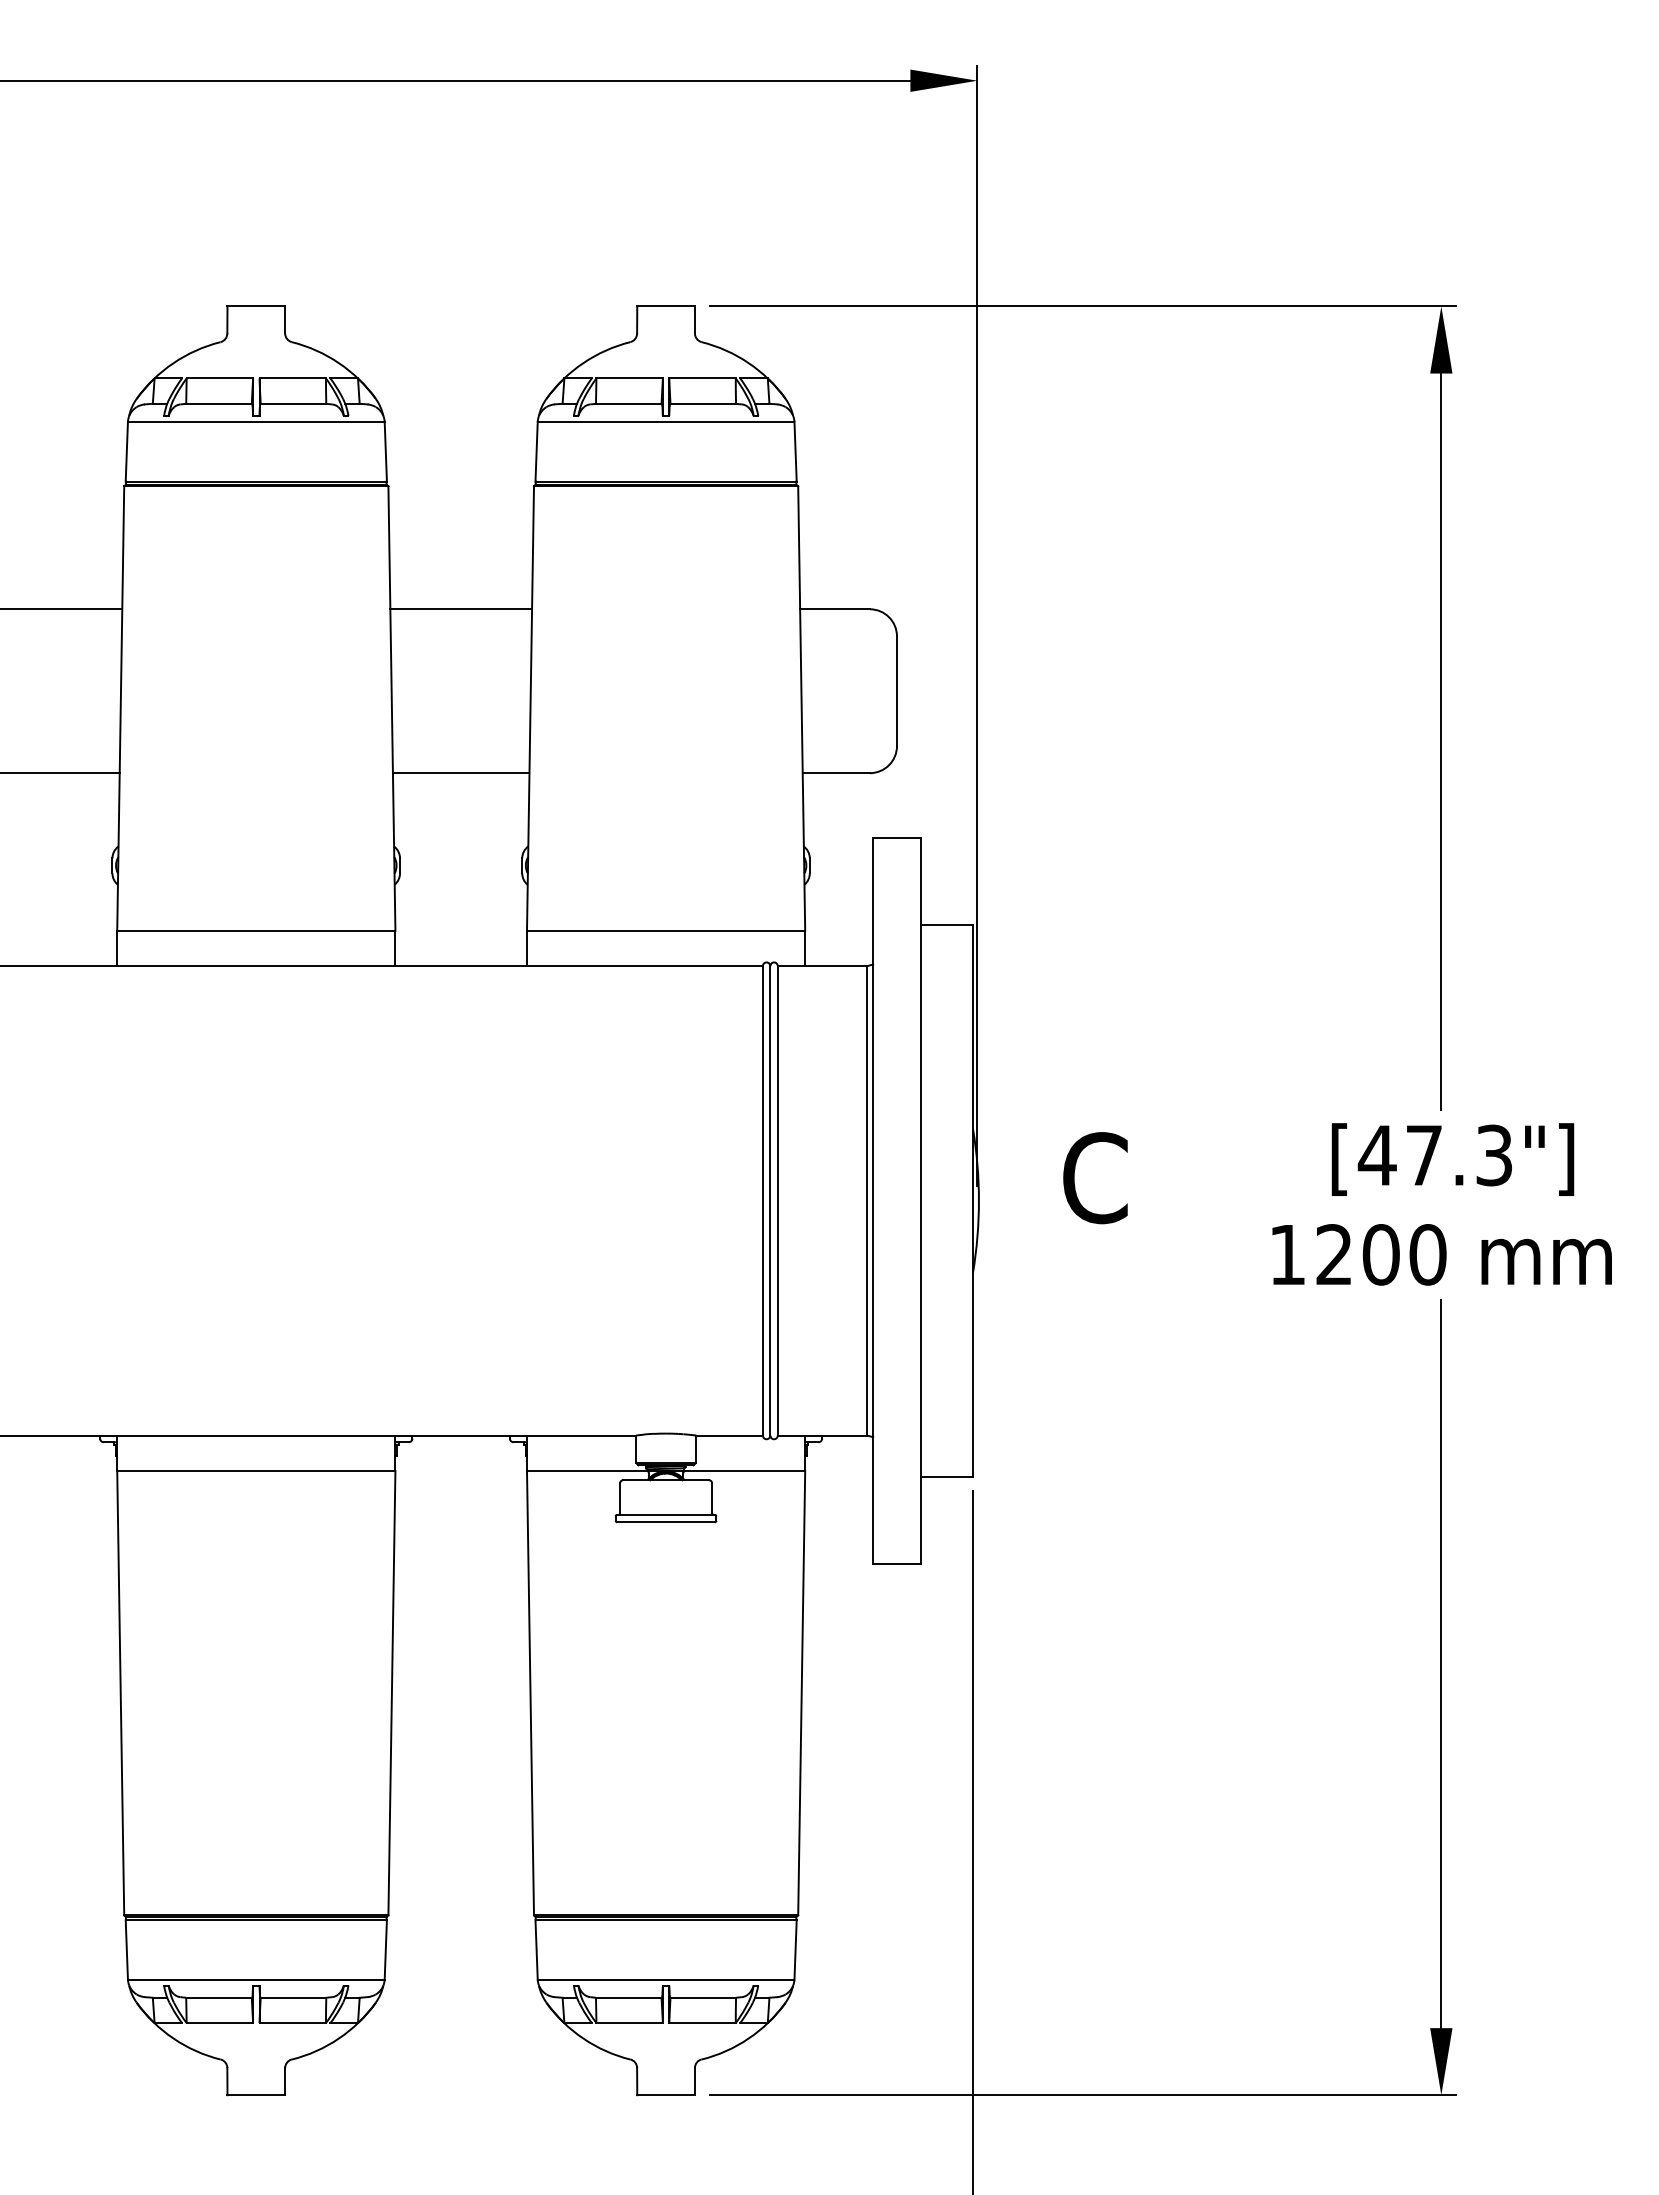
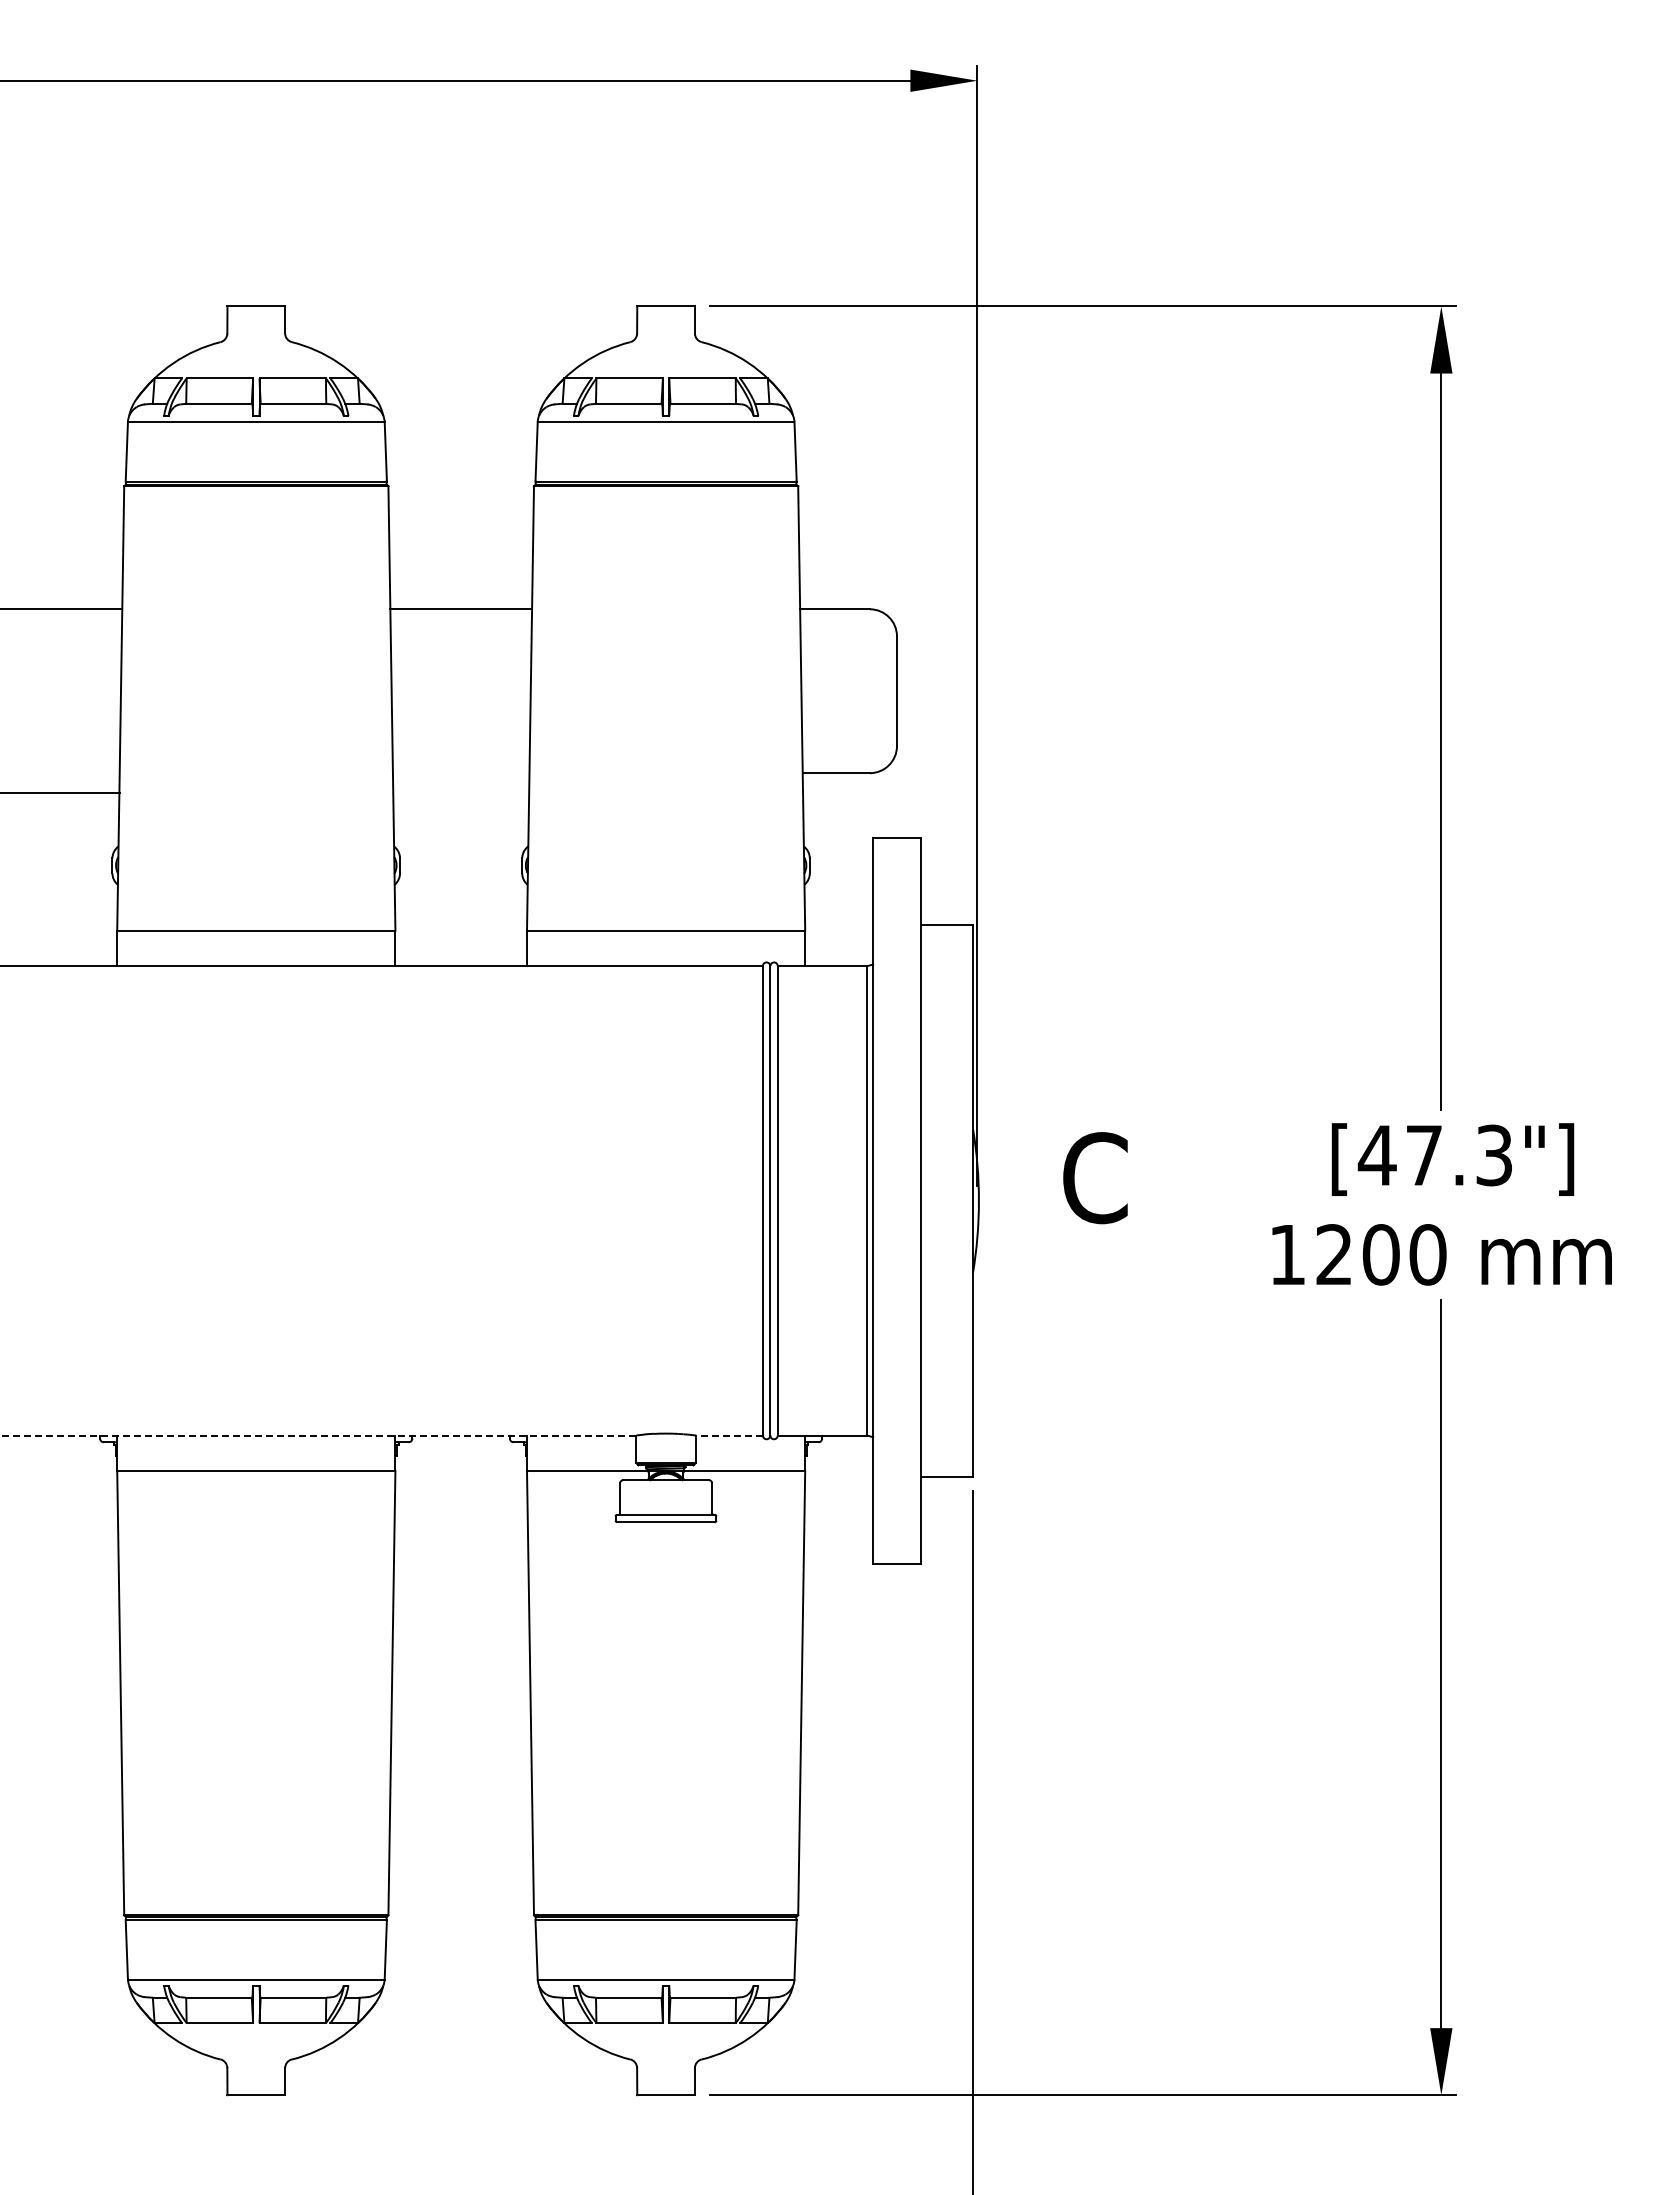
line position: (60, 773) -> (60, 793) (60, 793)
line: present -> none (460, 773)
line: solid -> dashed (318, 1435)
line: solid -> dashed (729, 1435)
